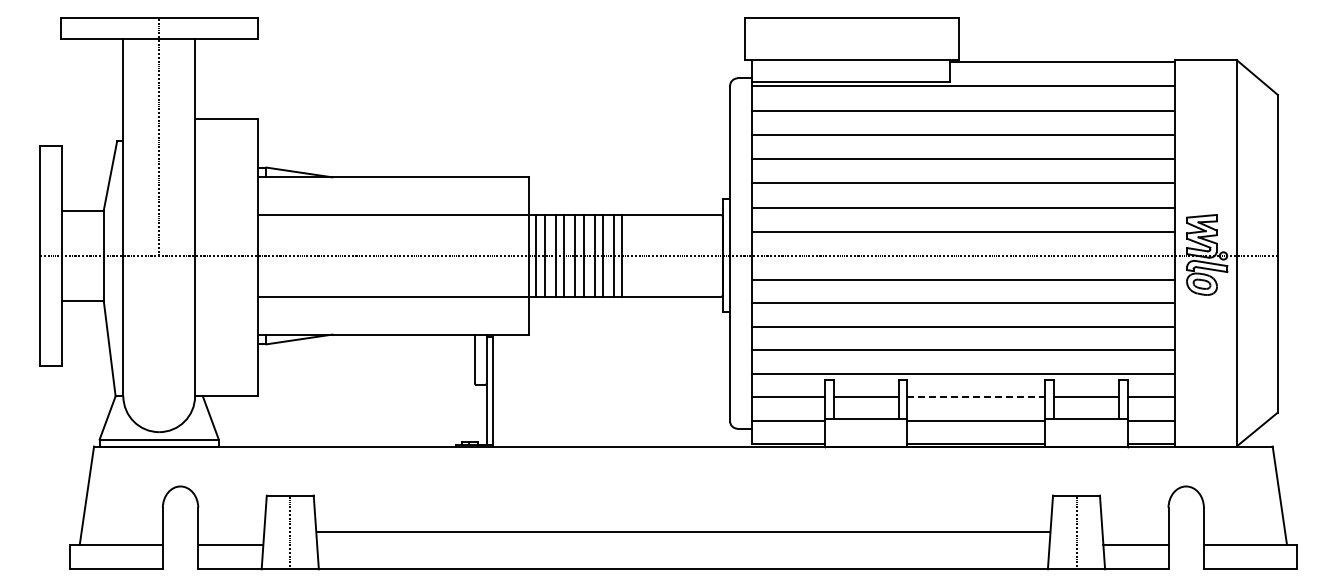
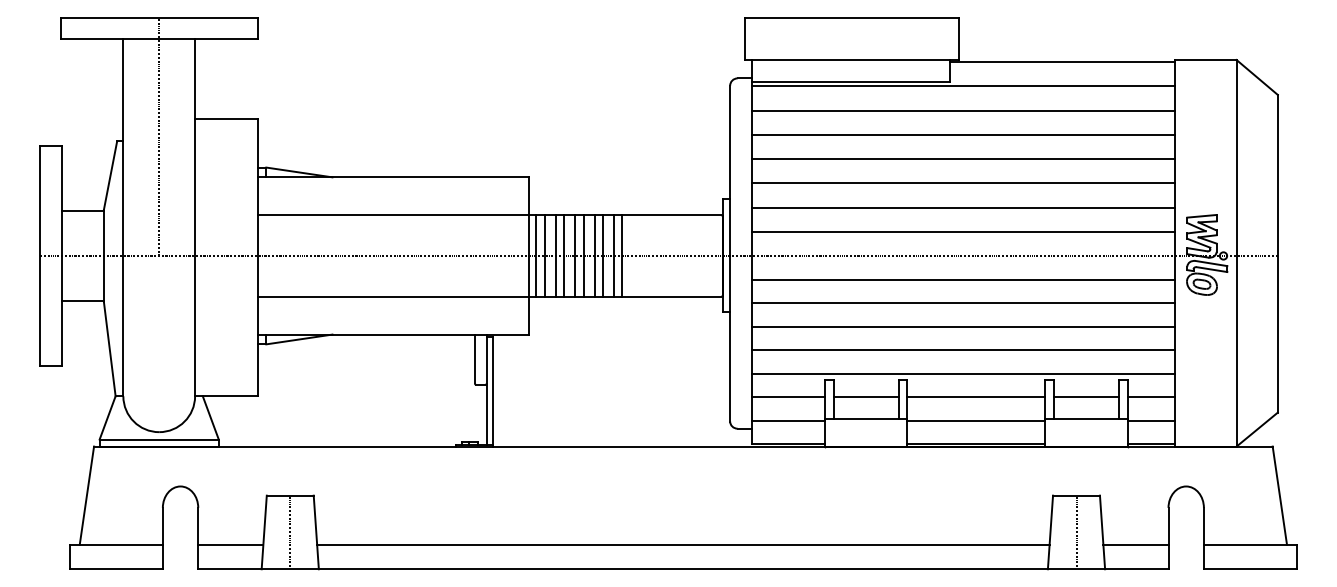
line: dashed -> solid (976, 397)
line position: (683, 531) -> (683, 544) (683, 544)
